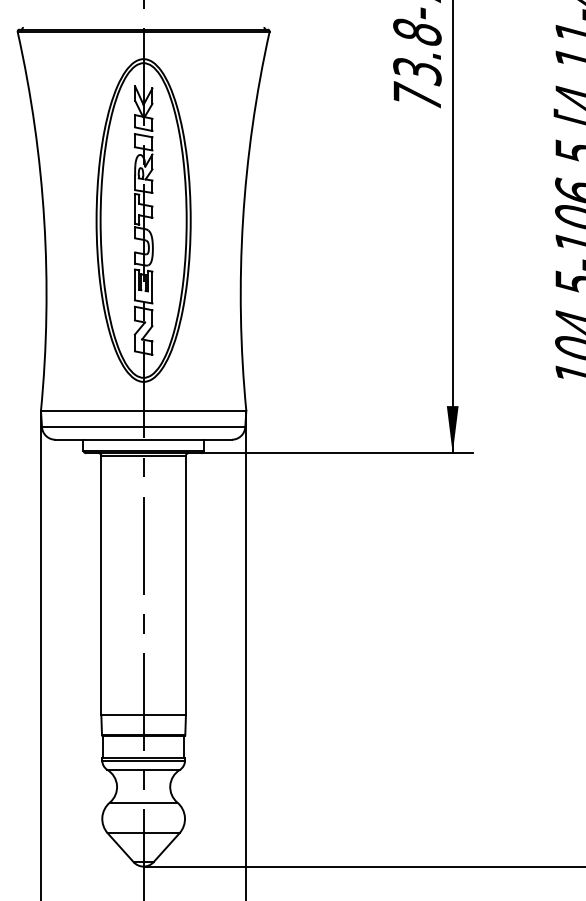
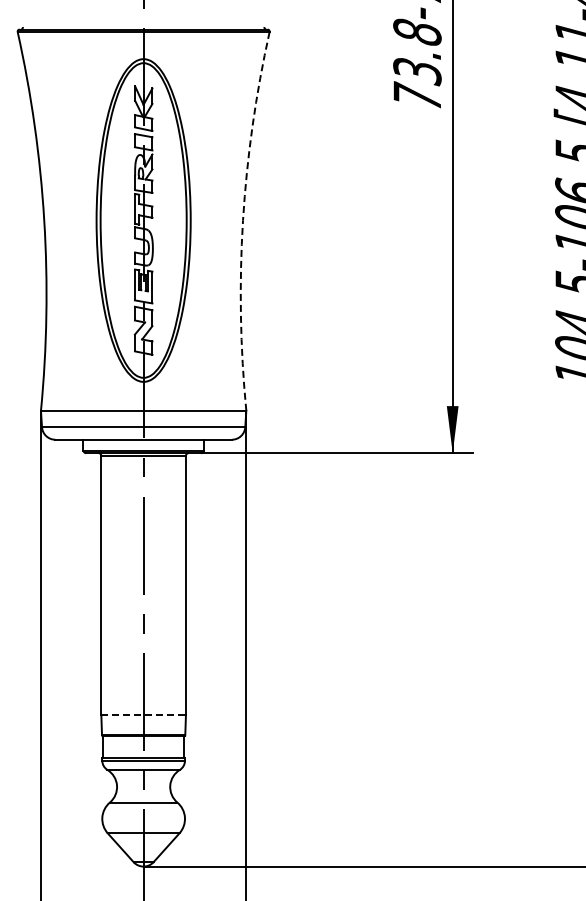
arc: solid -> dashed (243, 220)
line: solid -> dashed (144, 715)
